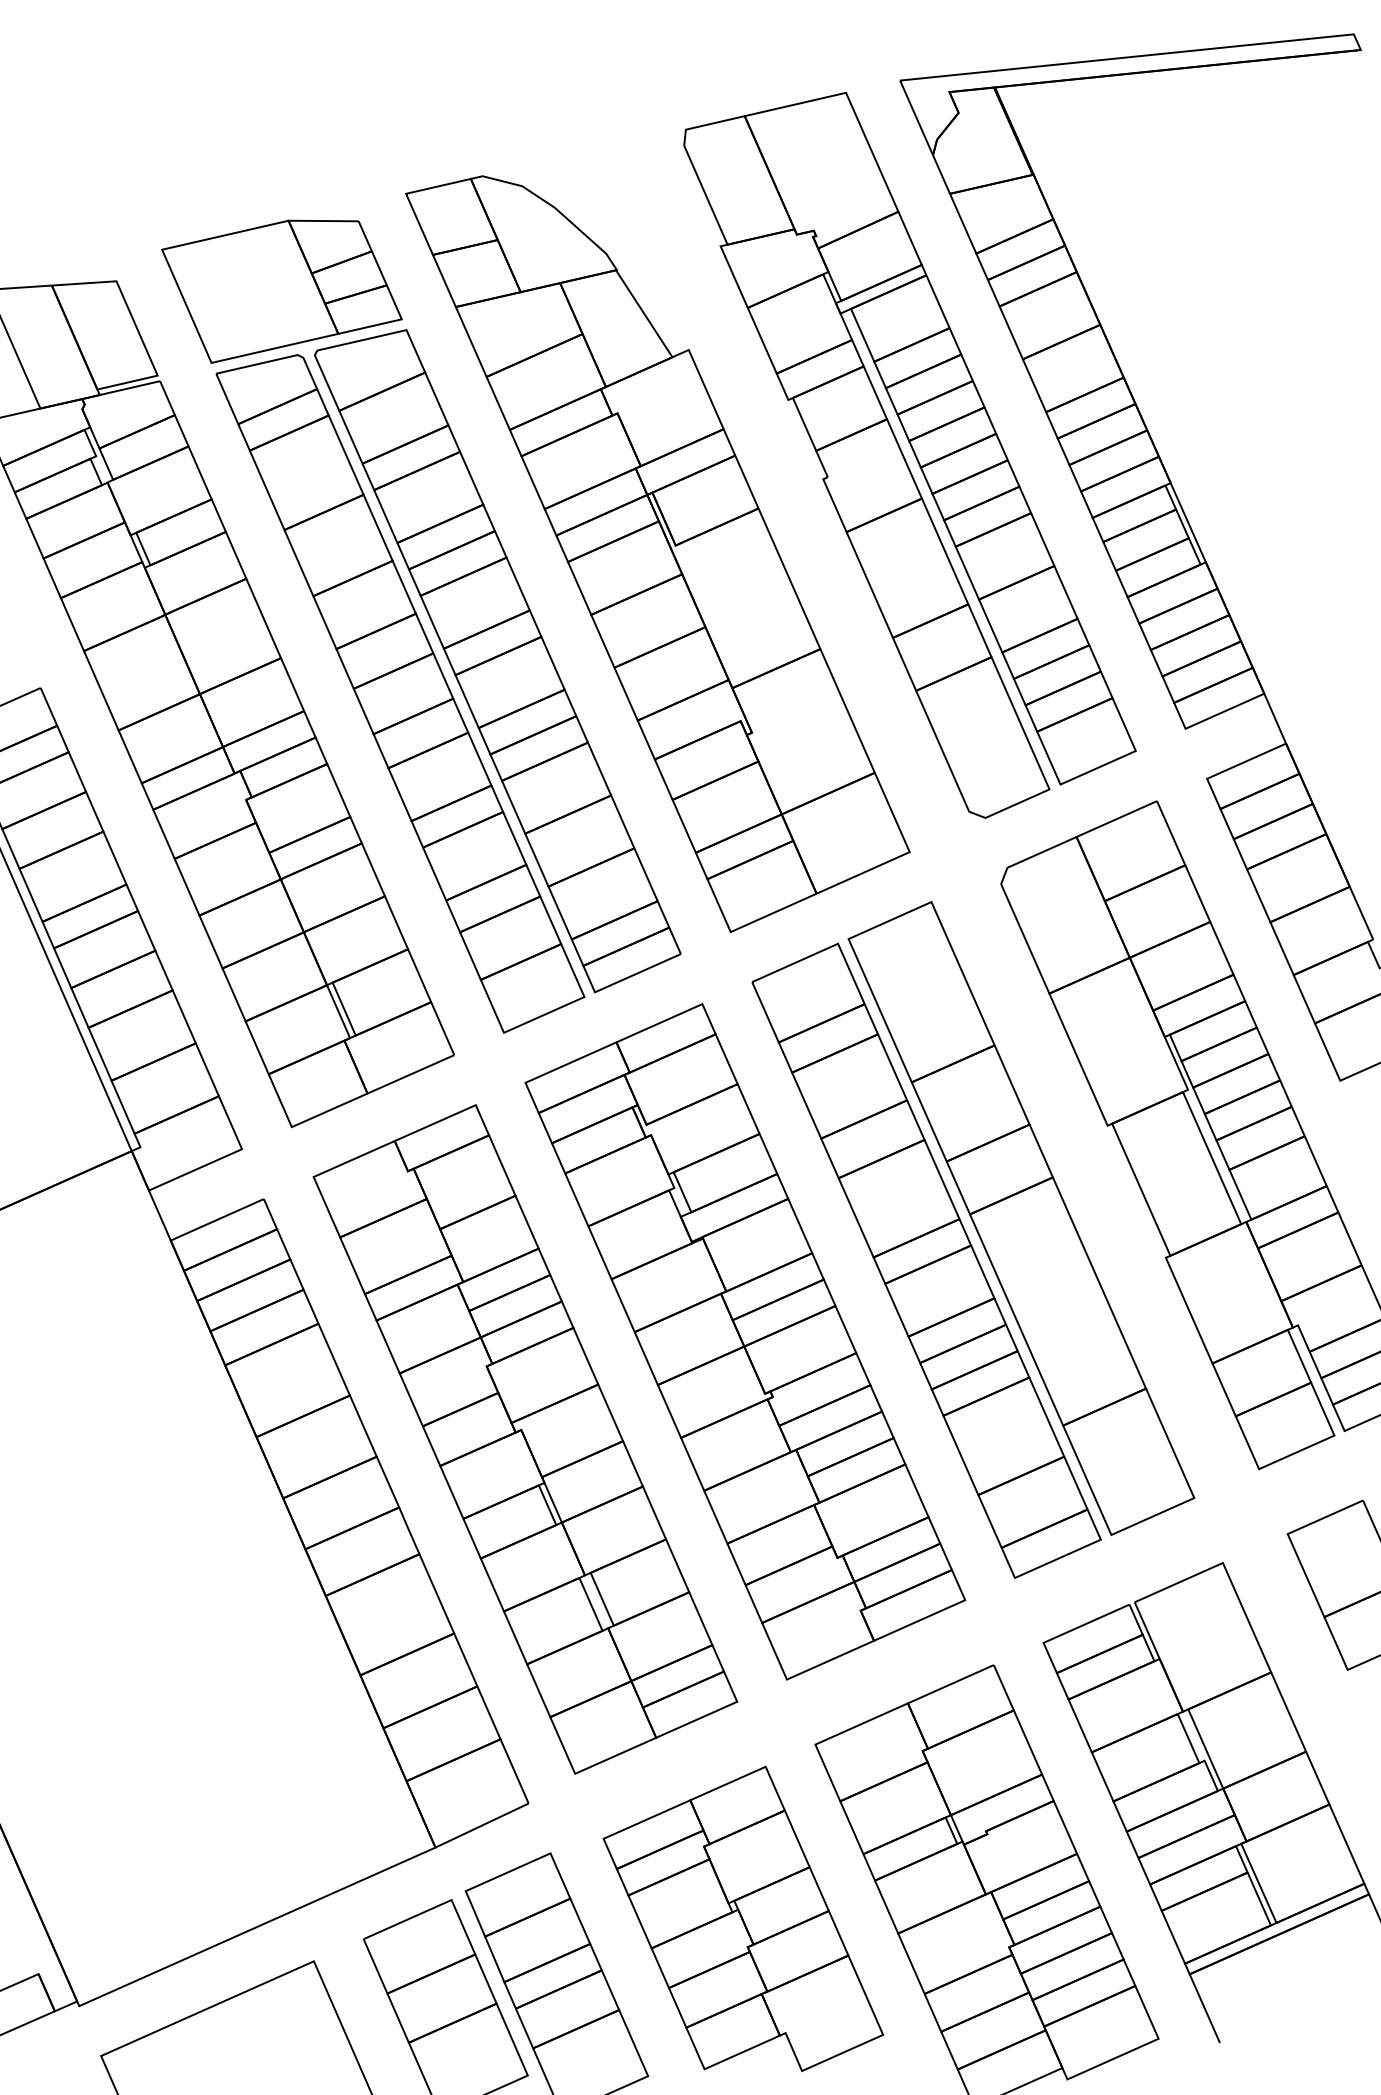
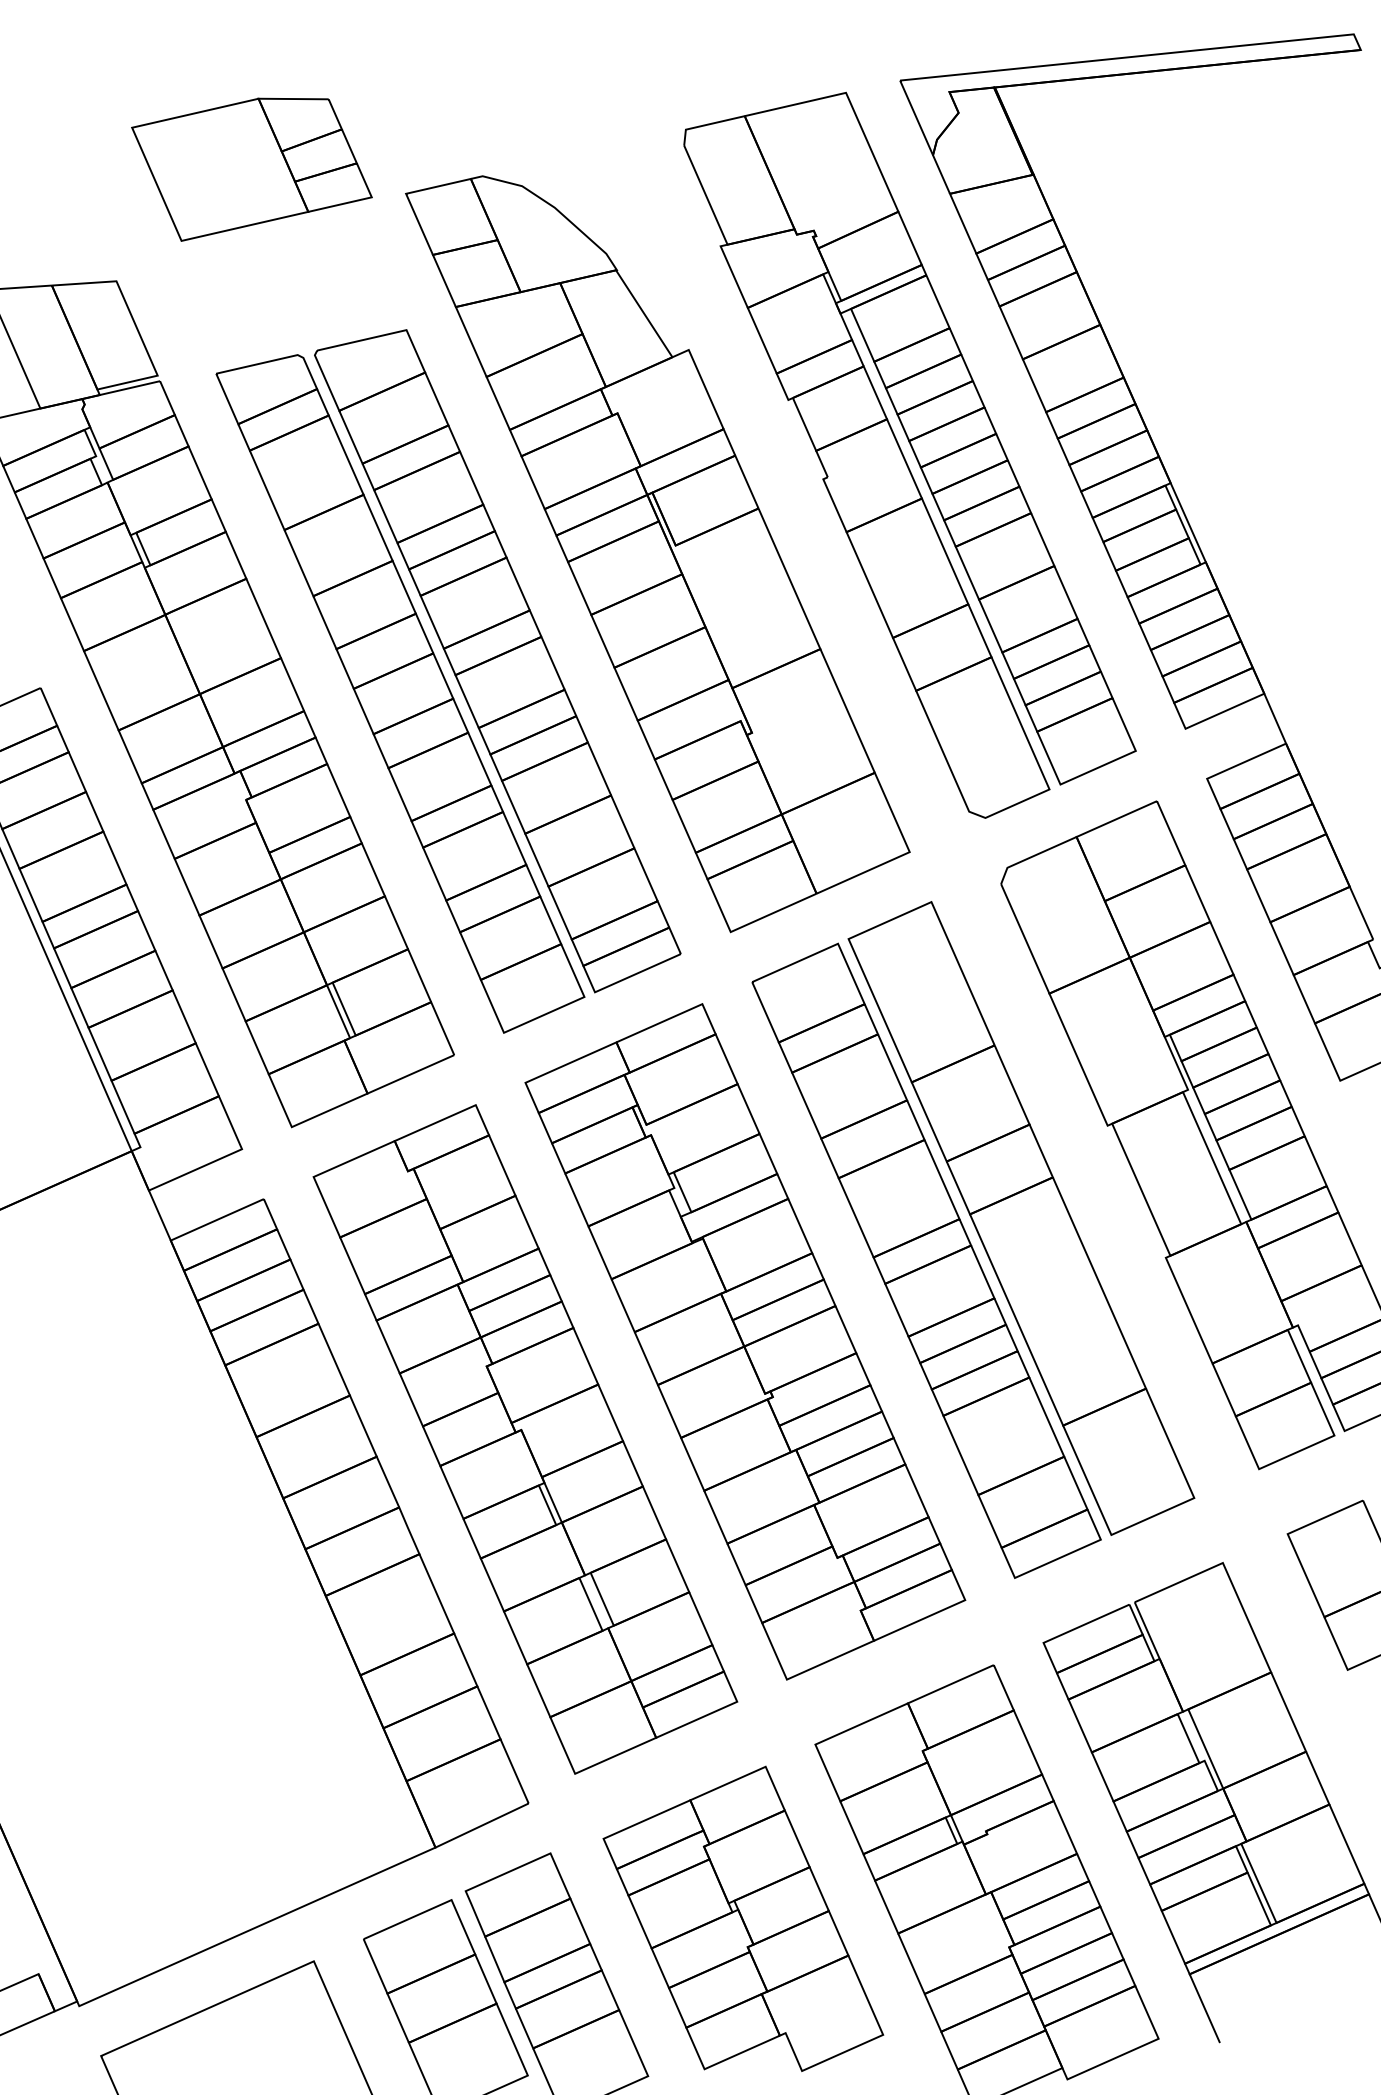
part position: (281, 291) -> (251, 169) (251, 169)
